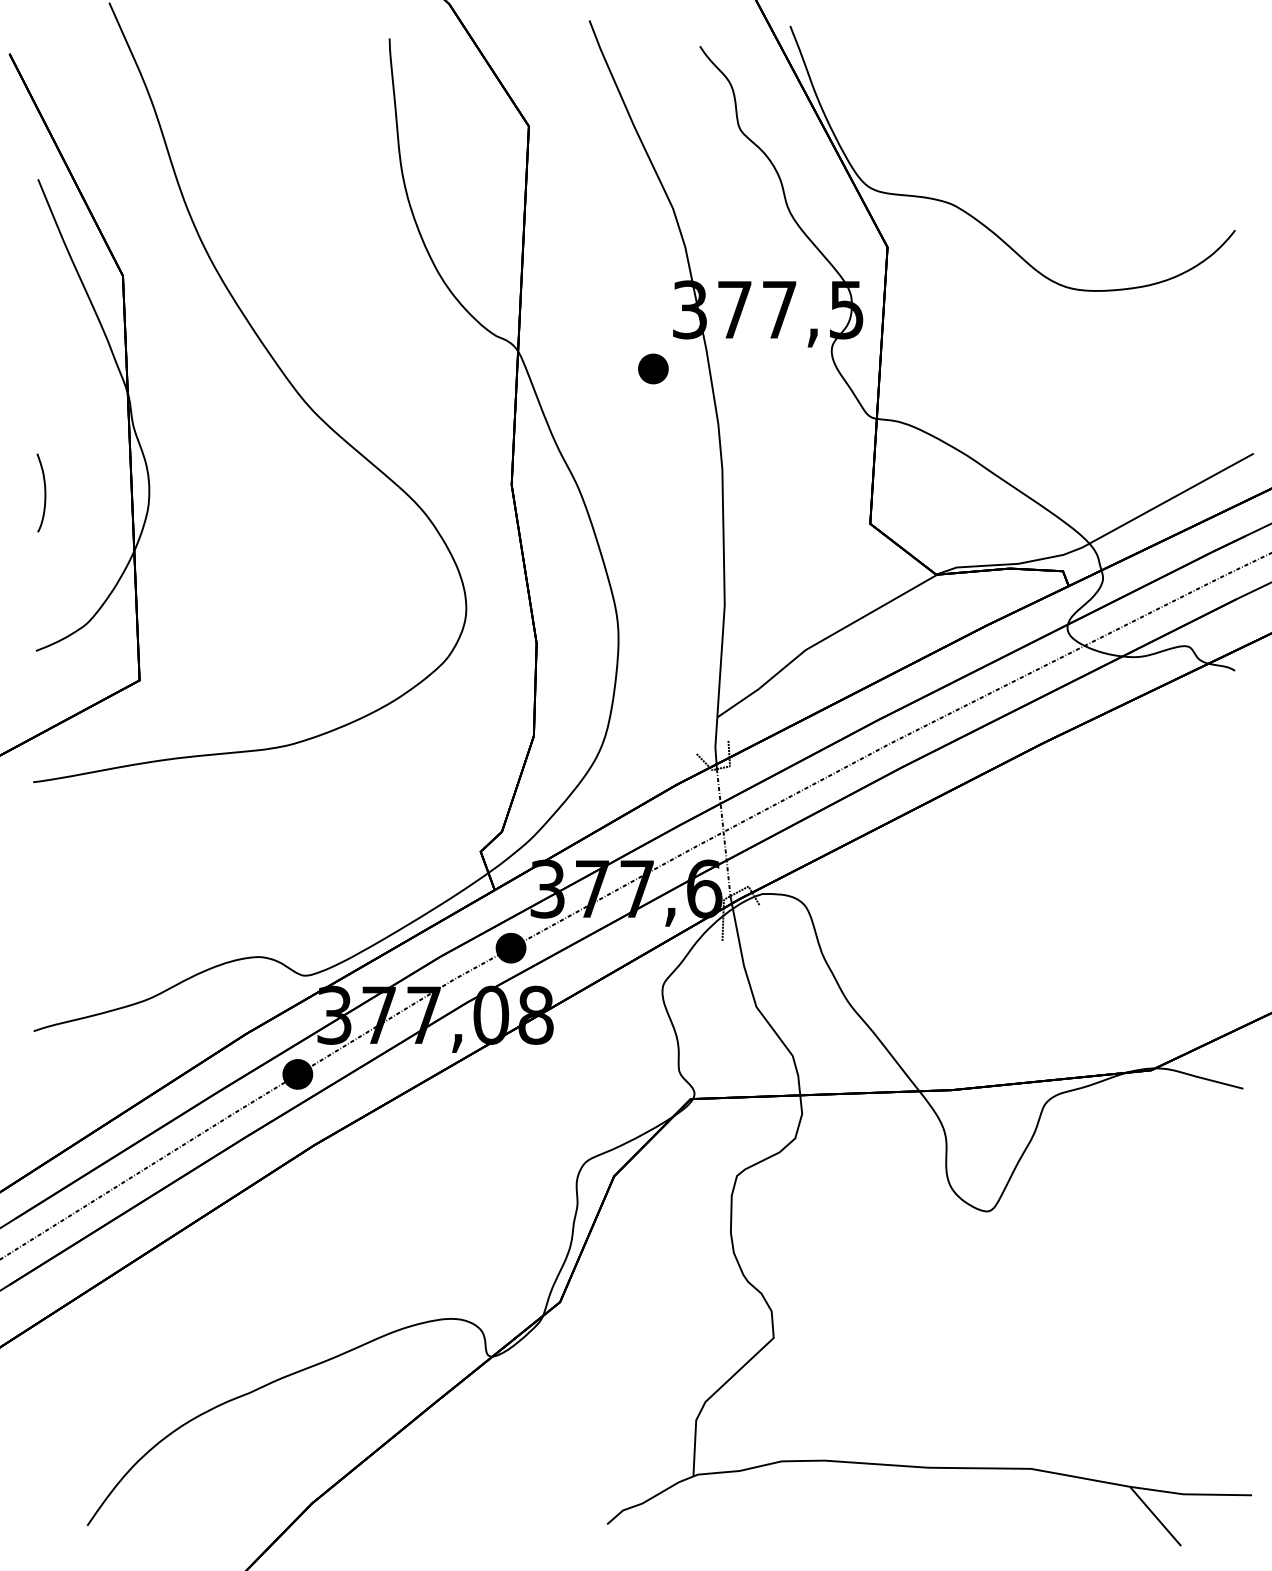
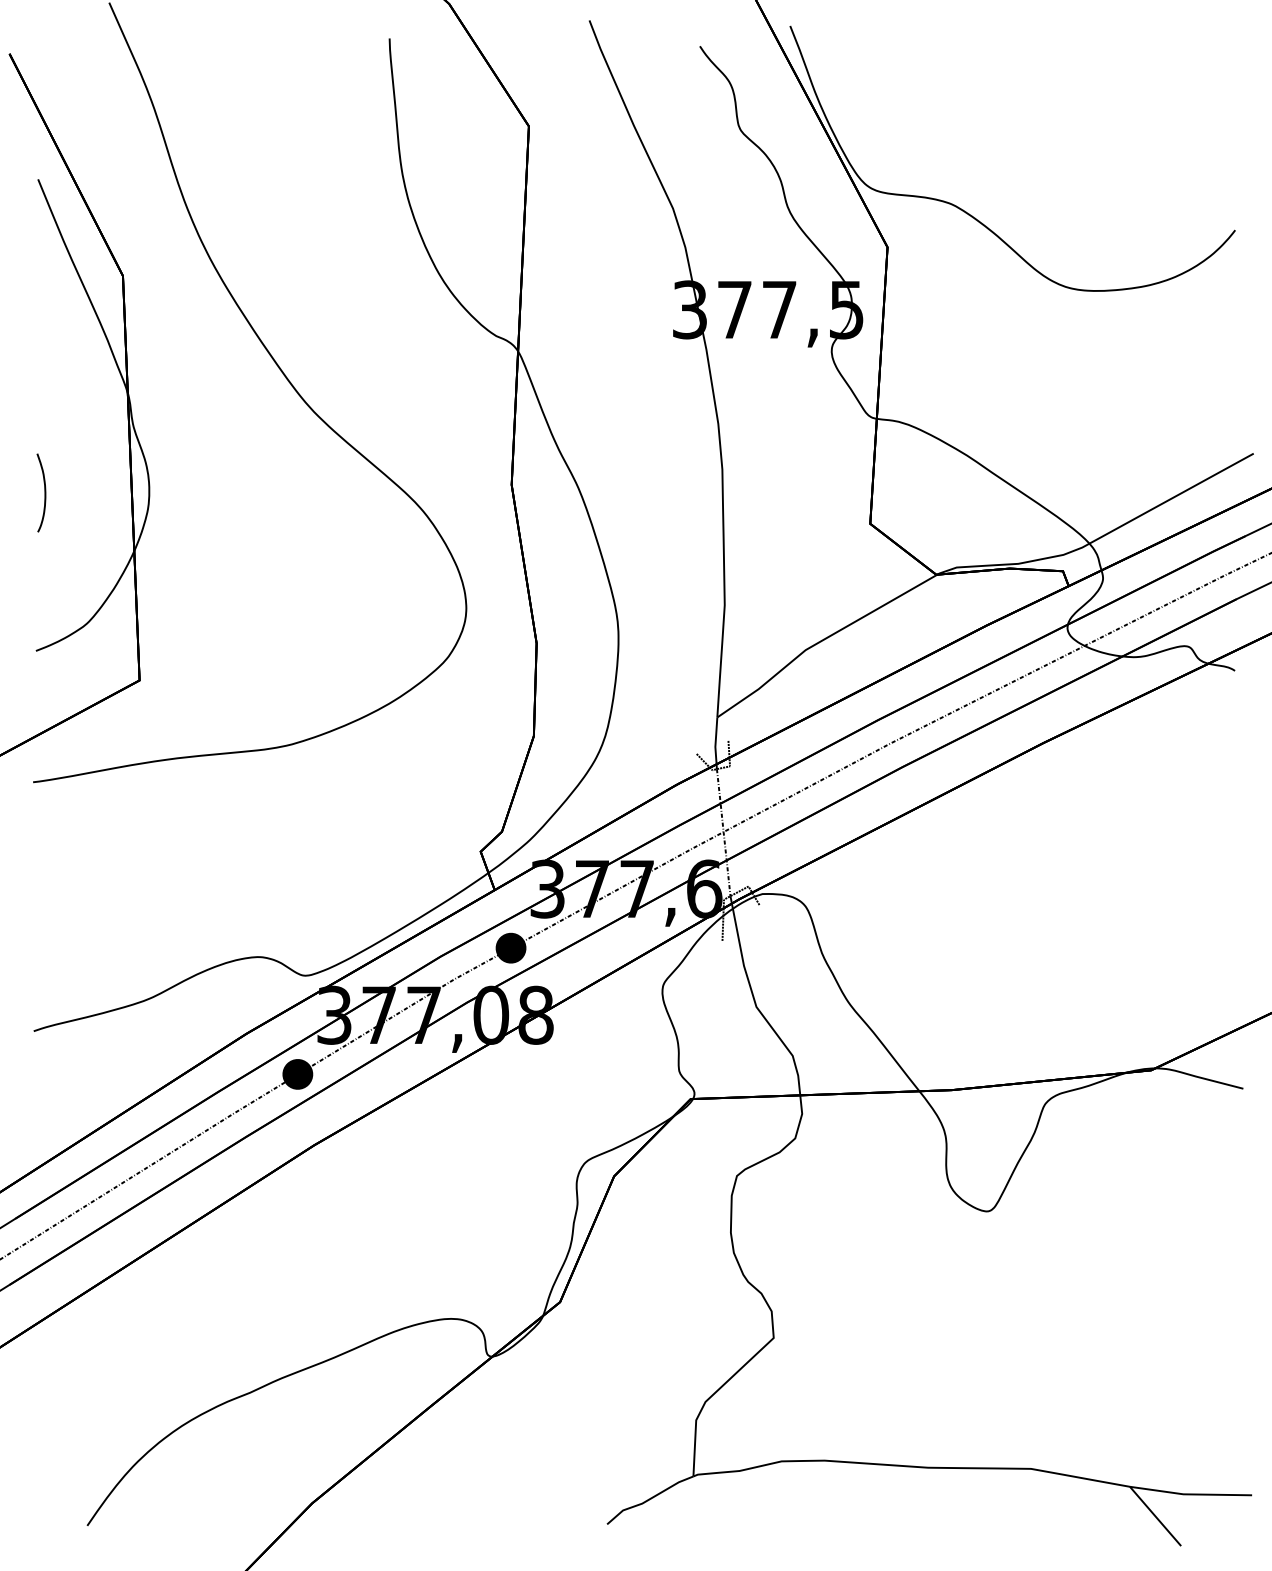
part: present -> none (653, 368)
